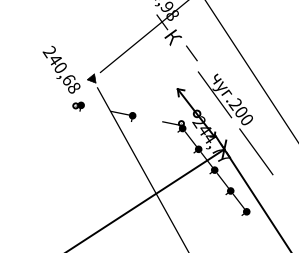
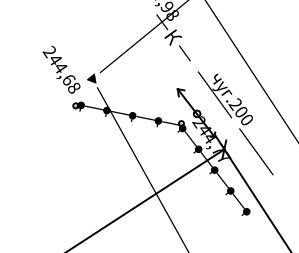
line position: (191, 53) -> (184, 53) (184, 53)
text: 240,68 -> 244,68 (60, 67)
fill: none -> present (97, 110)
fill: none -> present (149, 121)
